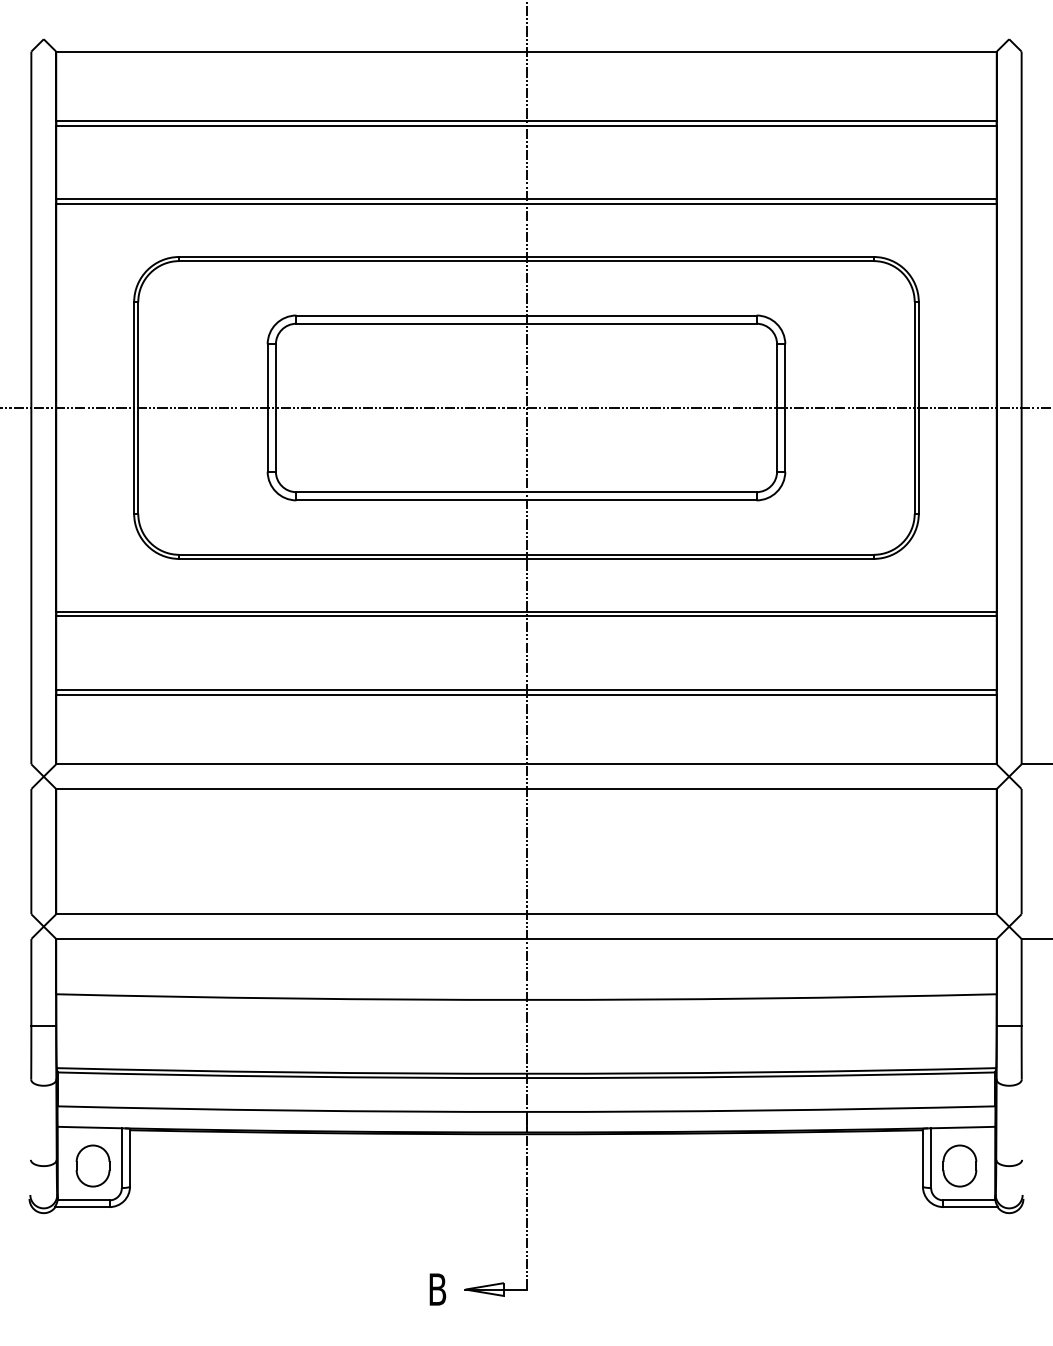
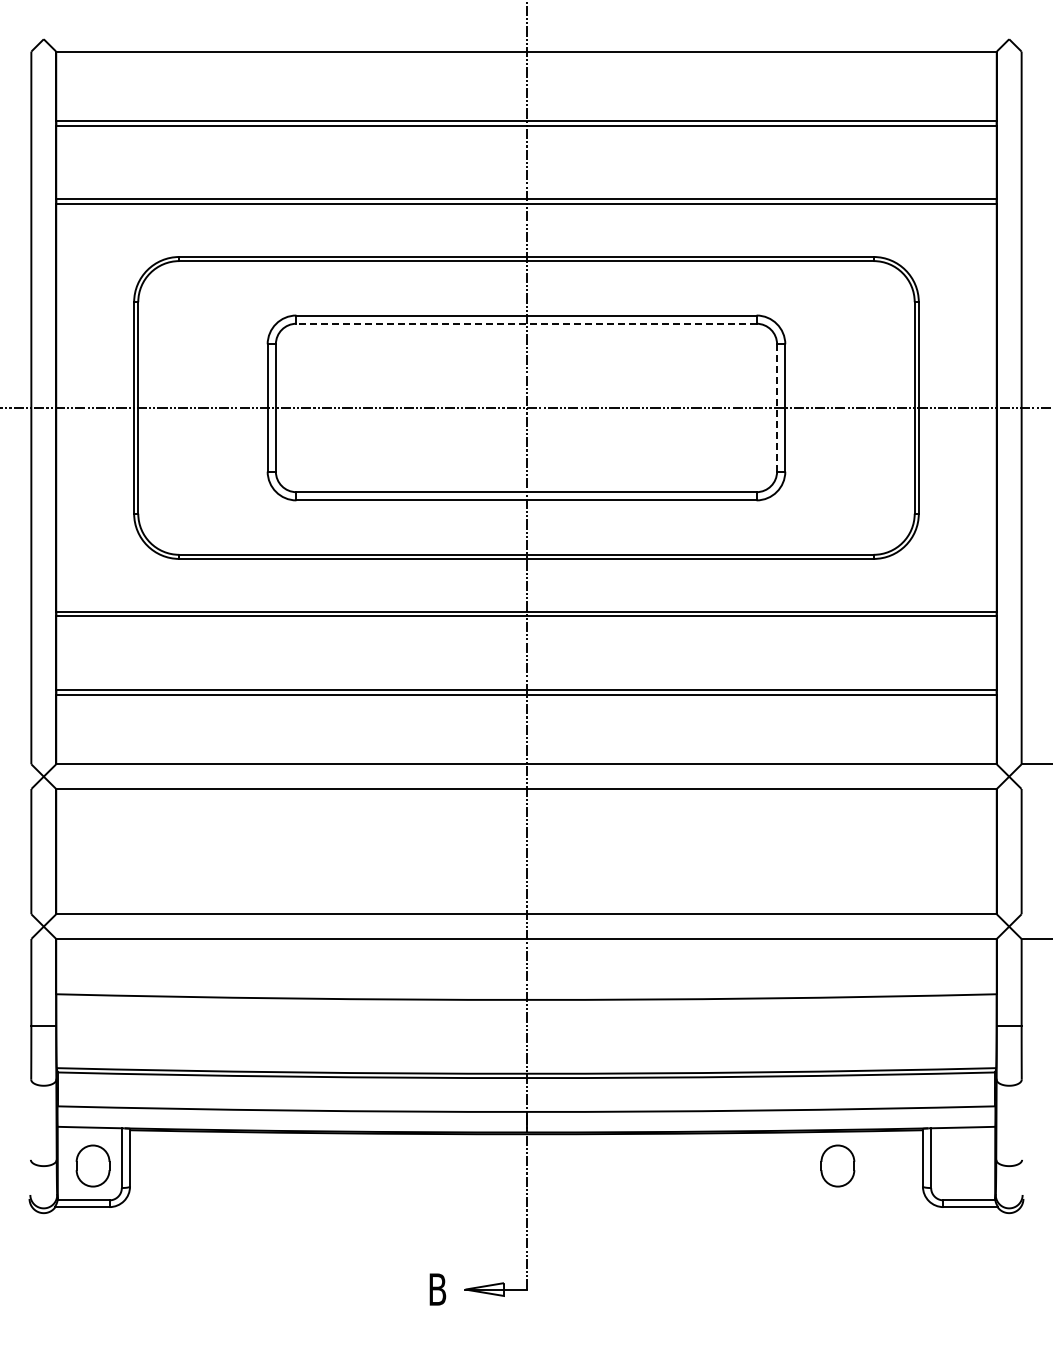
line: solid -> dashed (525, 323)
line: solid -> dashed (777, 407)
part position: (959, 1165) -> (837, 1165) (837, 1165)
